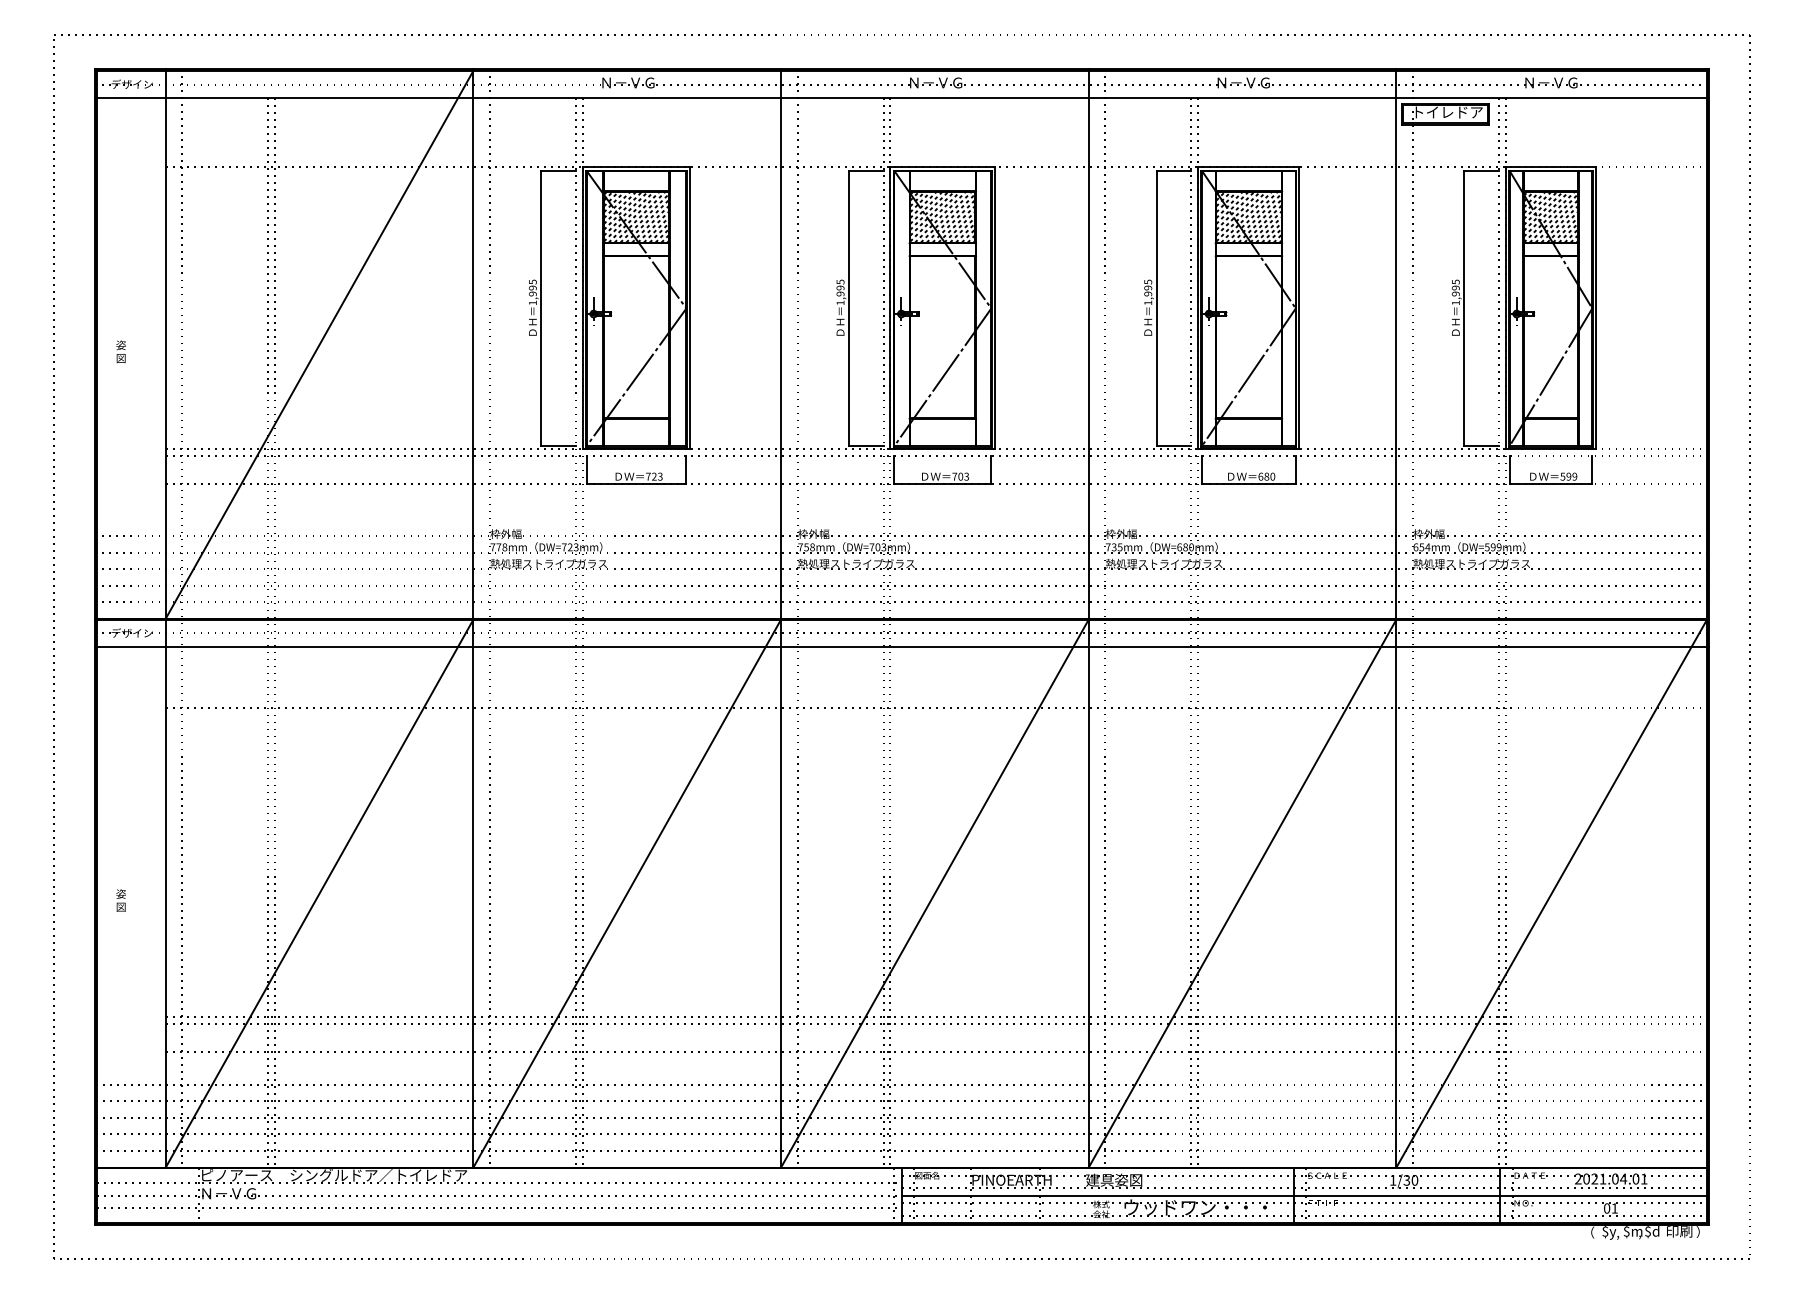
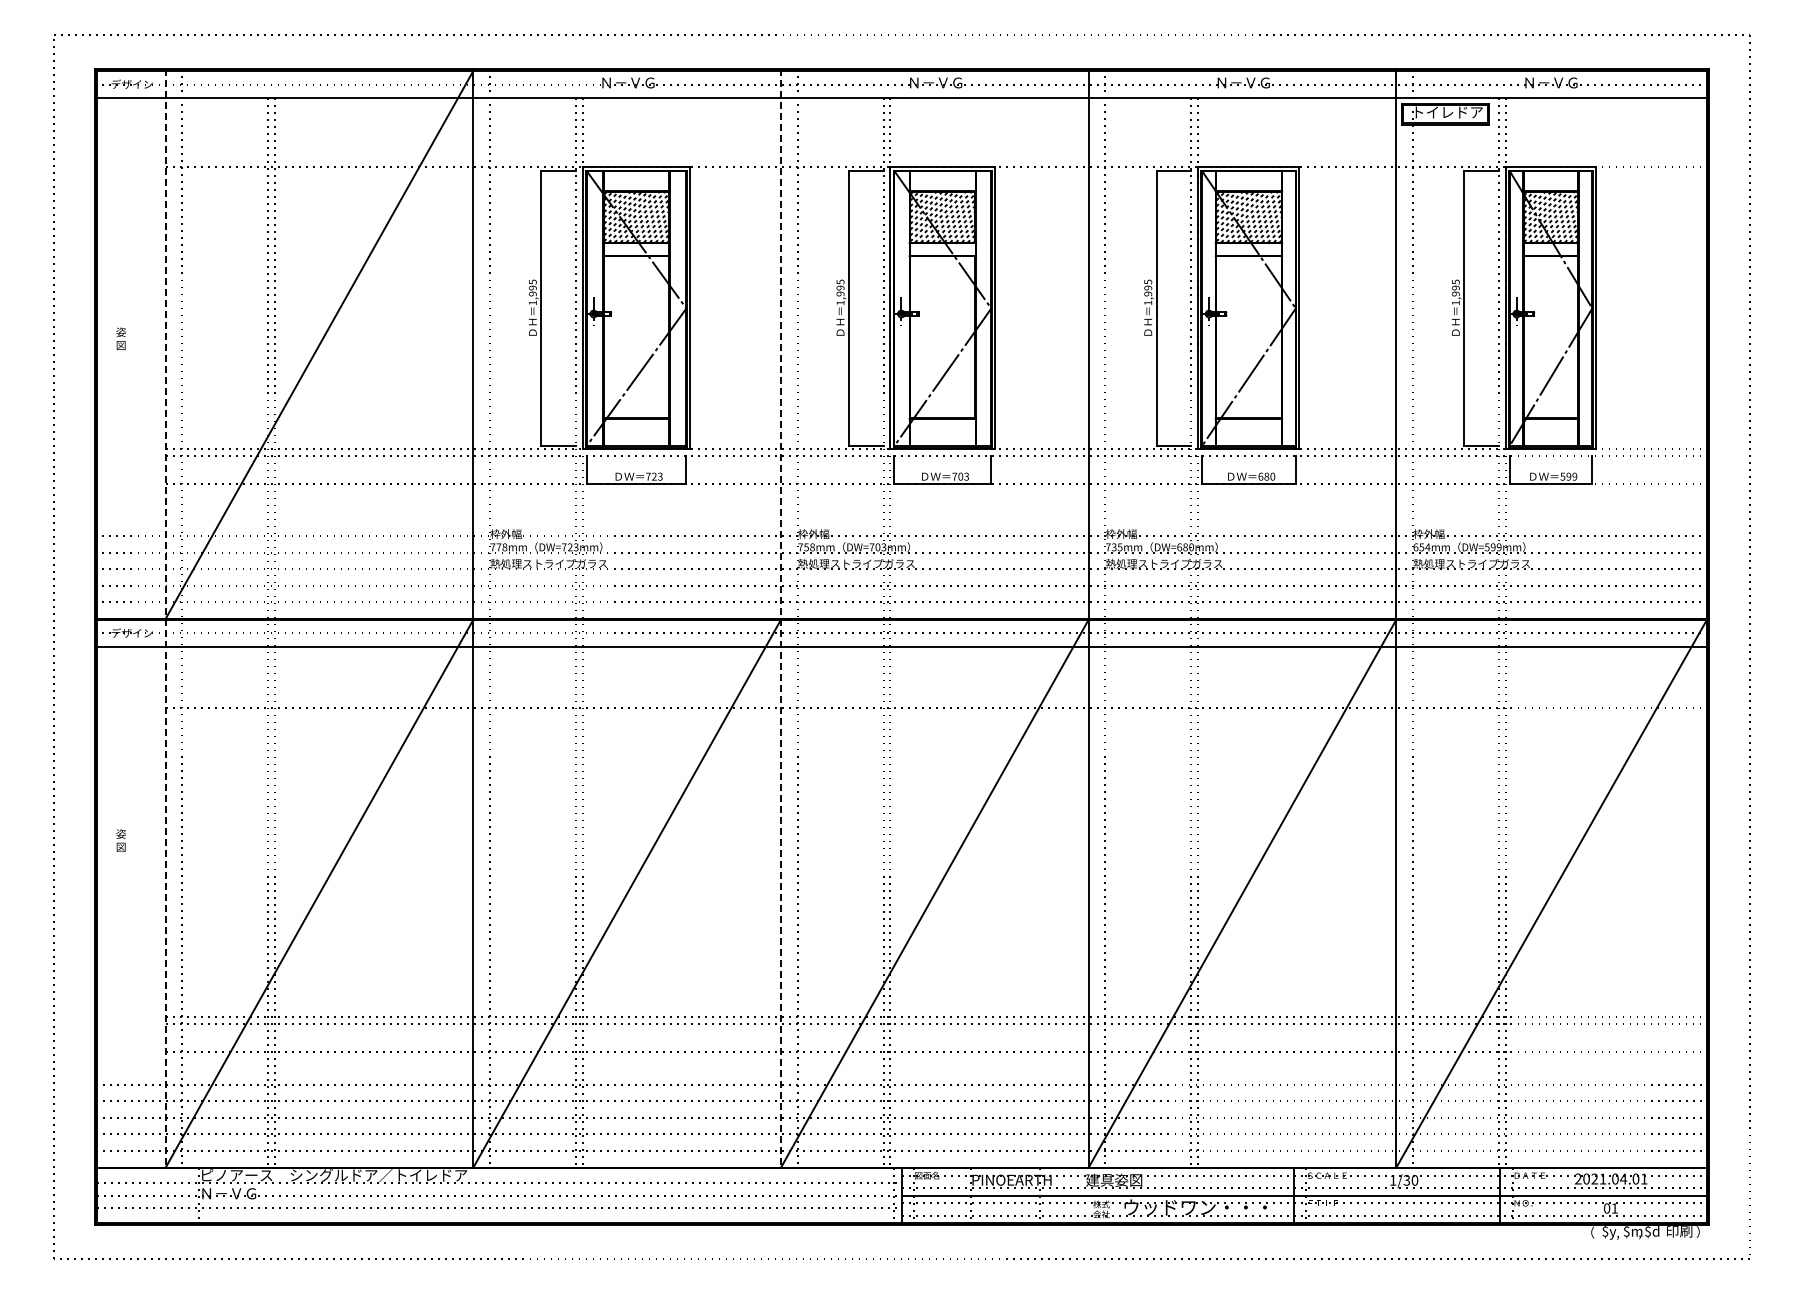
text position: (120, 351) -> (120, 338) (120, 338)
line: solid -> dashed (165, 618)
line: solid -> dashed (781, 618)
text position: (120, 900) -> (120, 840) (120, 840)
